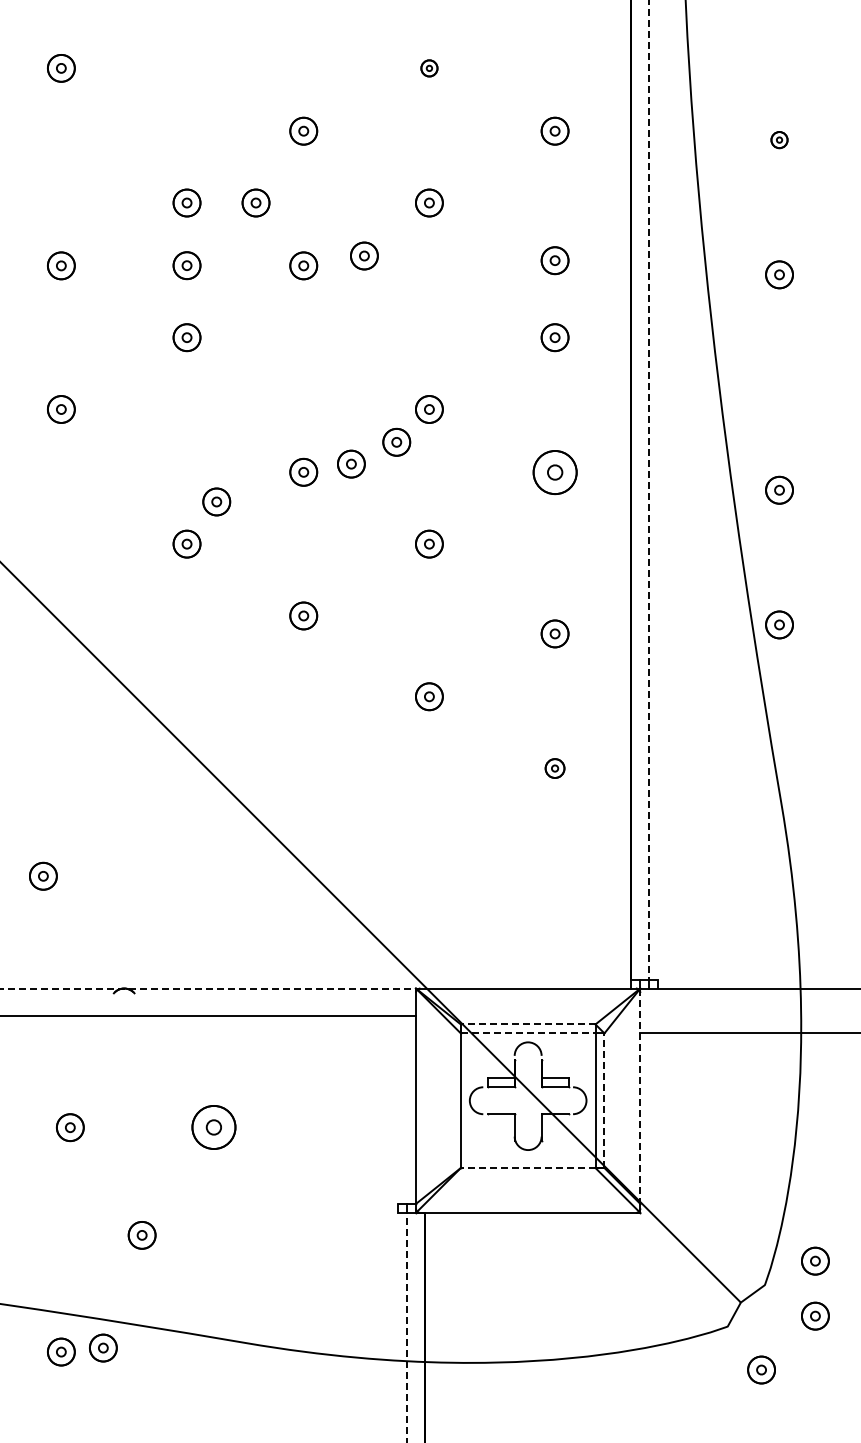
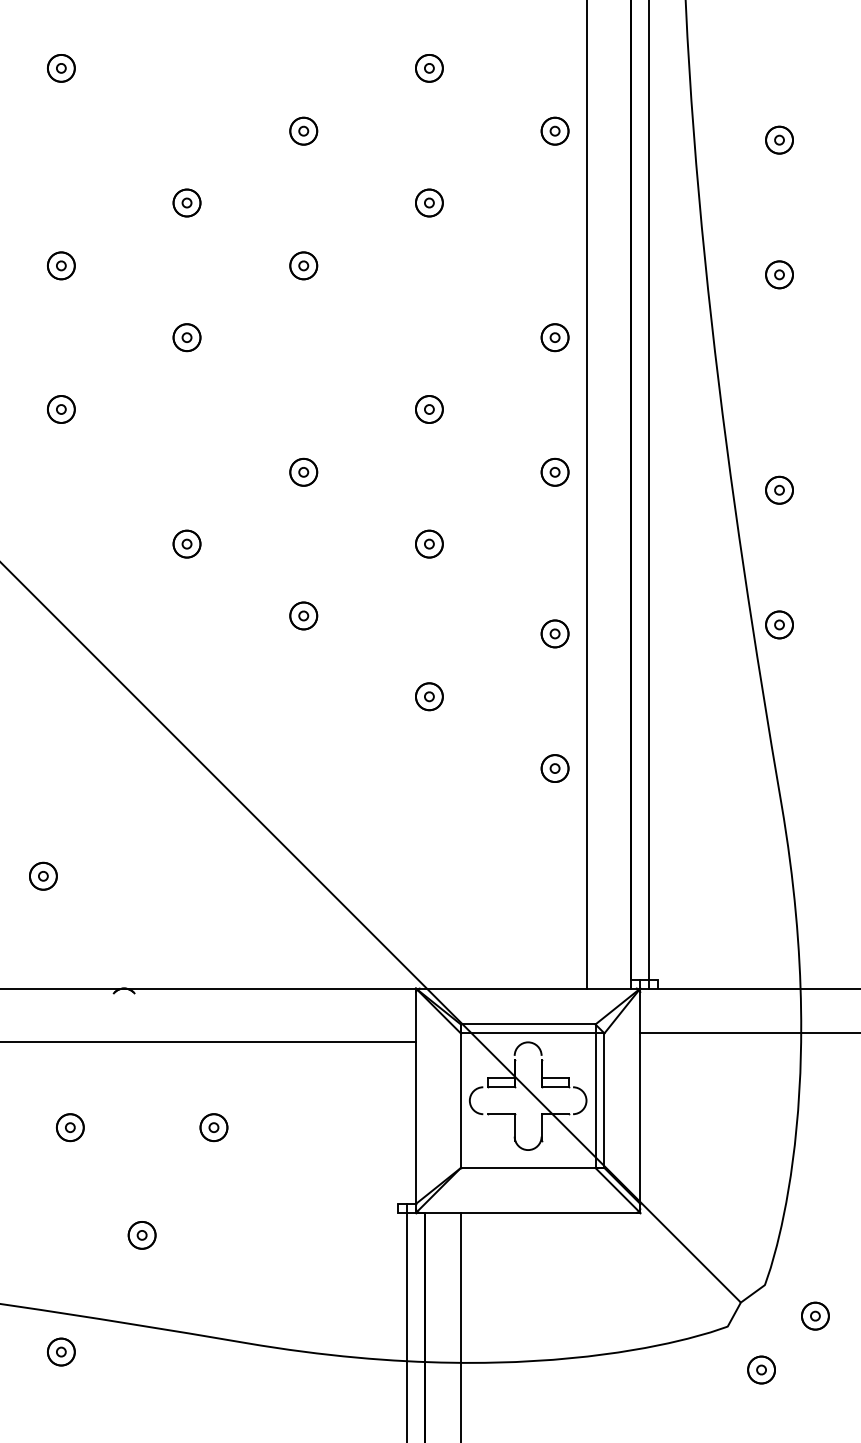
part size: 19x19 px -> 29x29 px (429, 68)
part size: 19x19 px -> 29x30 px (779, 139)
part: present -> none (255, 202)
part: present -> none (364, 255)
part: present -> none (554, 260)
part: present -> none (186, 265)
part: present -> none (396, 441)
part: present -> none (351, 463)
part size: 46x46 px -> 30x30 px (554, 471)
line: dashed -> solid (649, 490)
line: none -> present (586, 495)
part: present -> none (216, 501)
part size: 22x21 px -> 30x29 px (554, 768)
line: dashed -> solid (208, 988)
line position: (208, 1016) -> (208, 1042) (208, 1042)
line: dashed -> solid (527, 1024)
line: dashed -> solid (528, 1033)
line: dashed -> solid (640, 1096)
line: dashed -> solid (604, 1100)
part size: 46x45 px -> 30x30 px (213, 1127)
line: dashed -> solid (527, 1168)
part: present -> none (815, 1260)
line: none -> present (460, 1325)
line: dashed -> solid (406, 1327)
part: present -> none (103, 1347)
